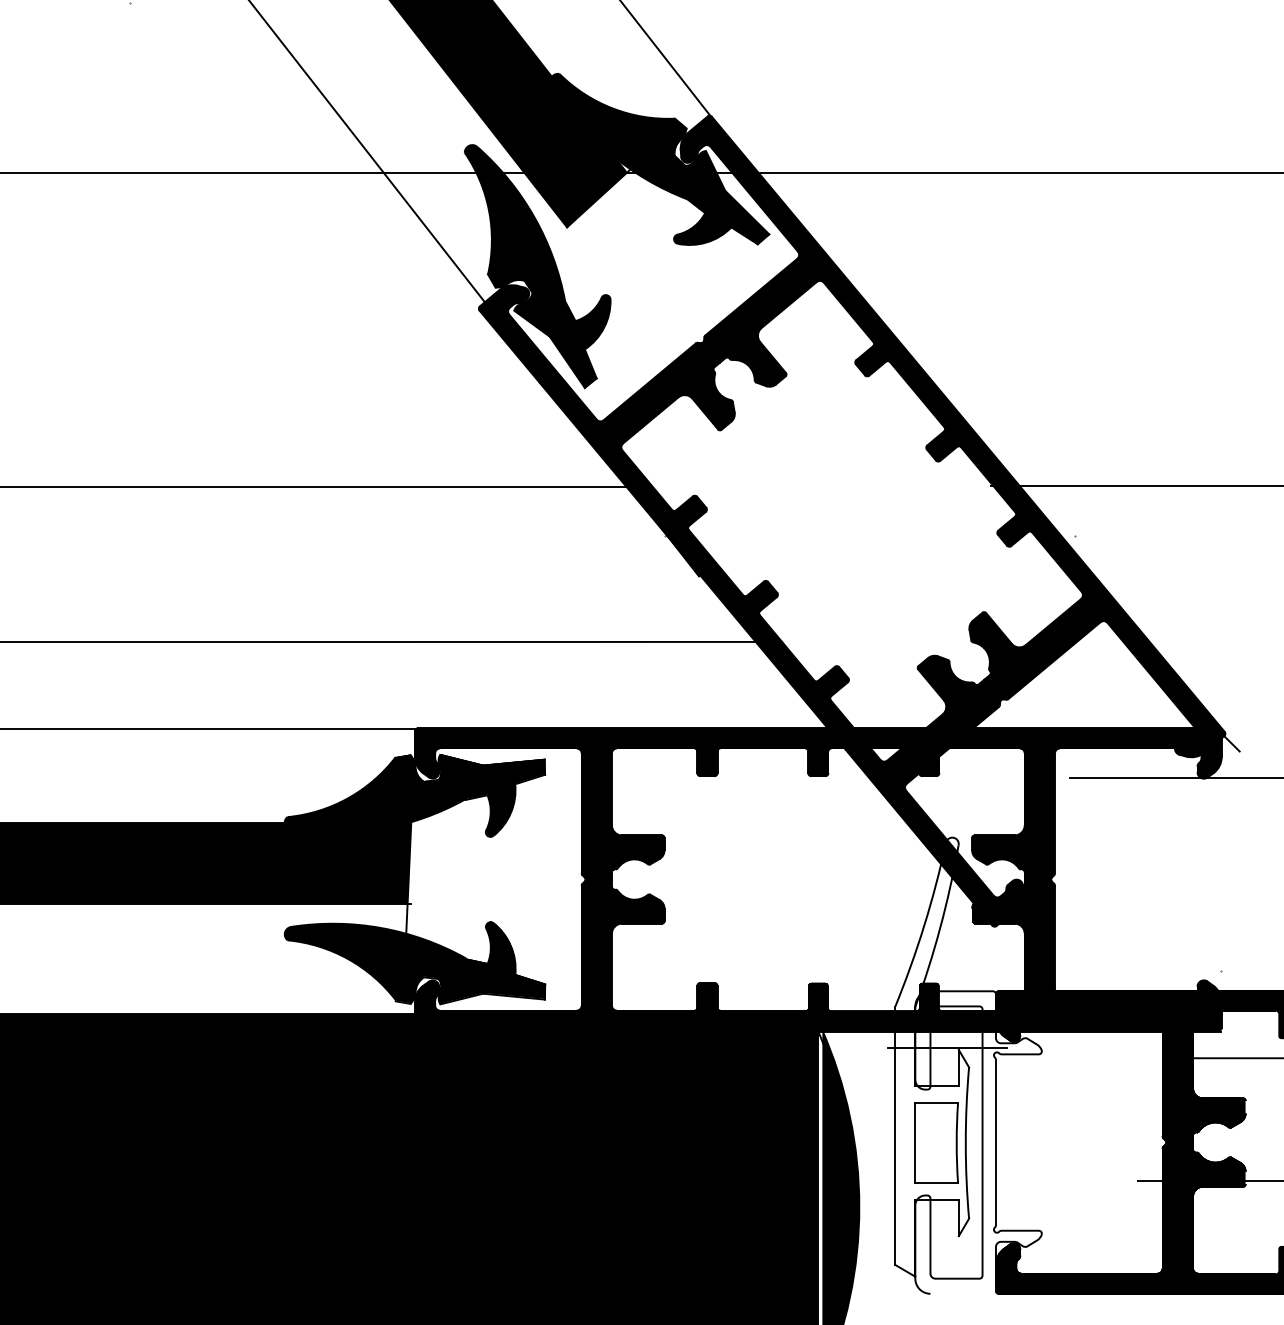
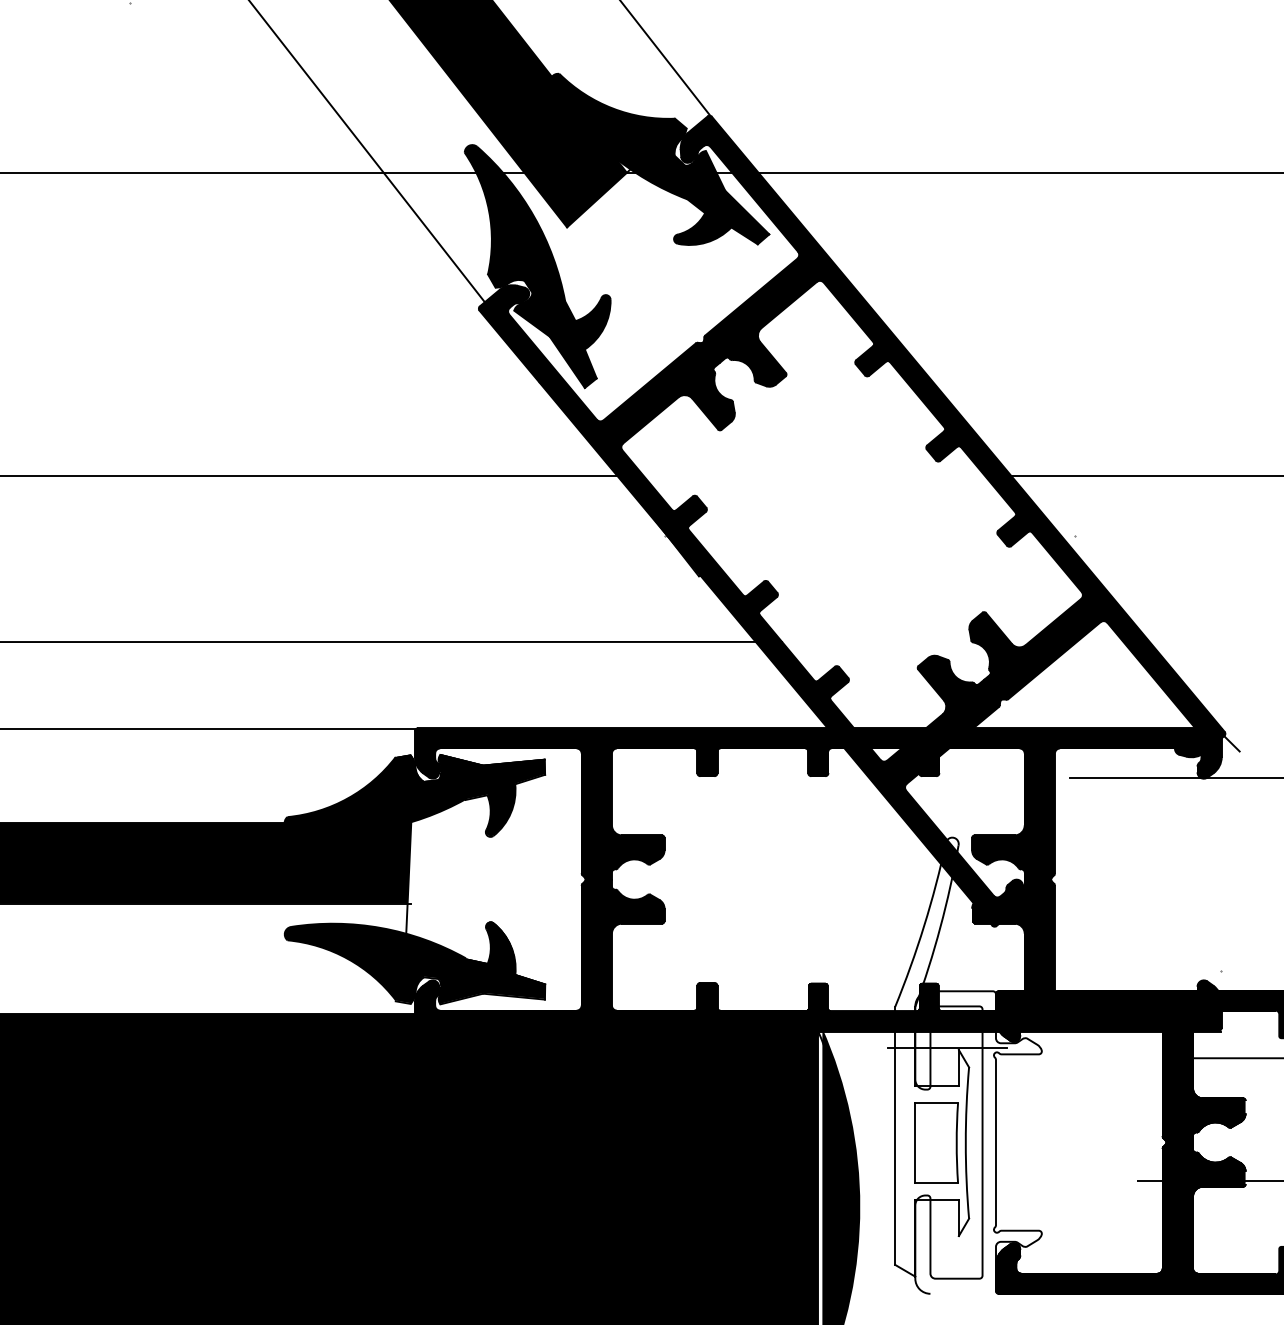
line position: (1135, 485) -> (1135, 475) (1135, 475)
line position: (322, 486) -> (322, 475) (322, 475)
